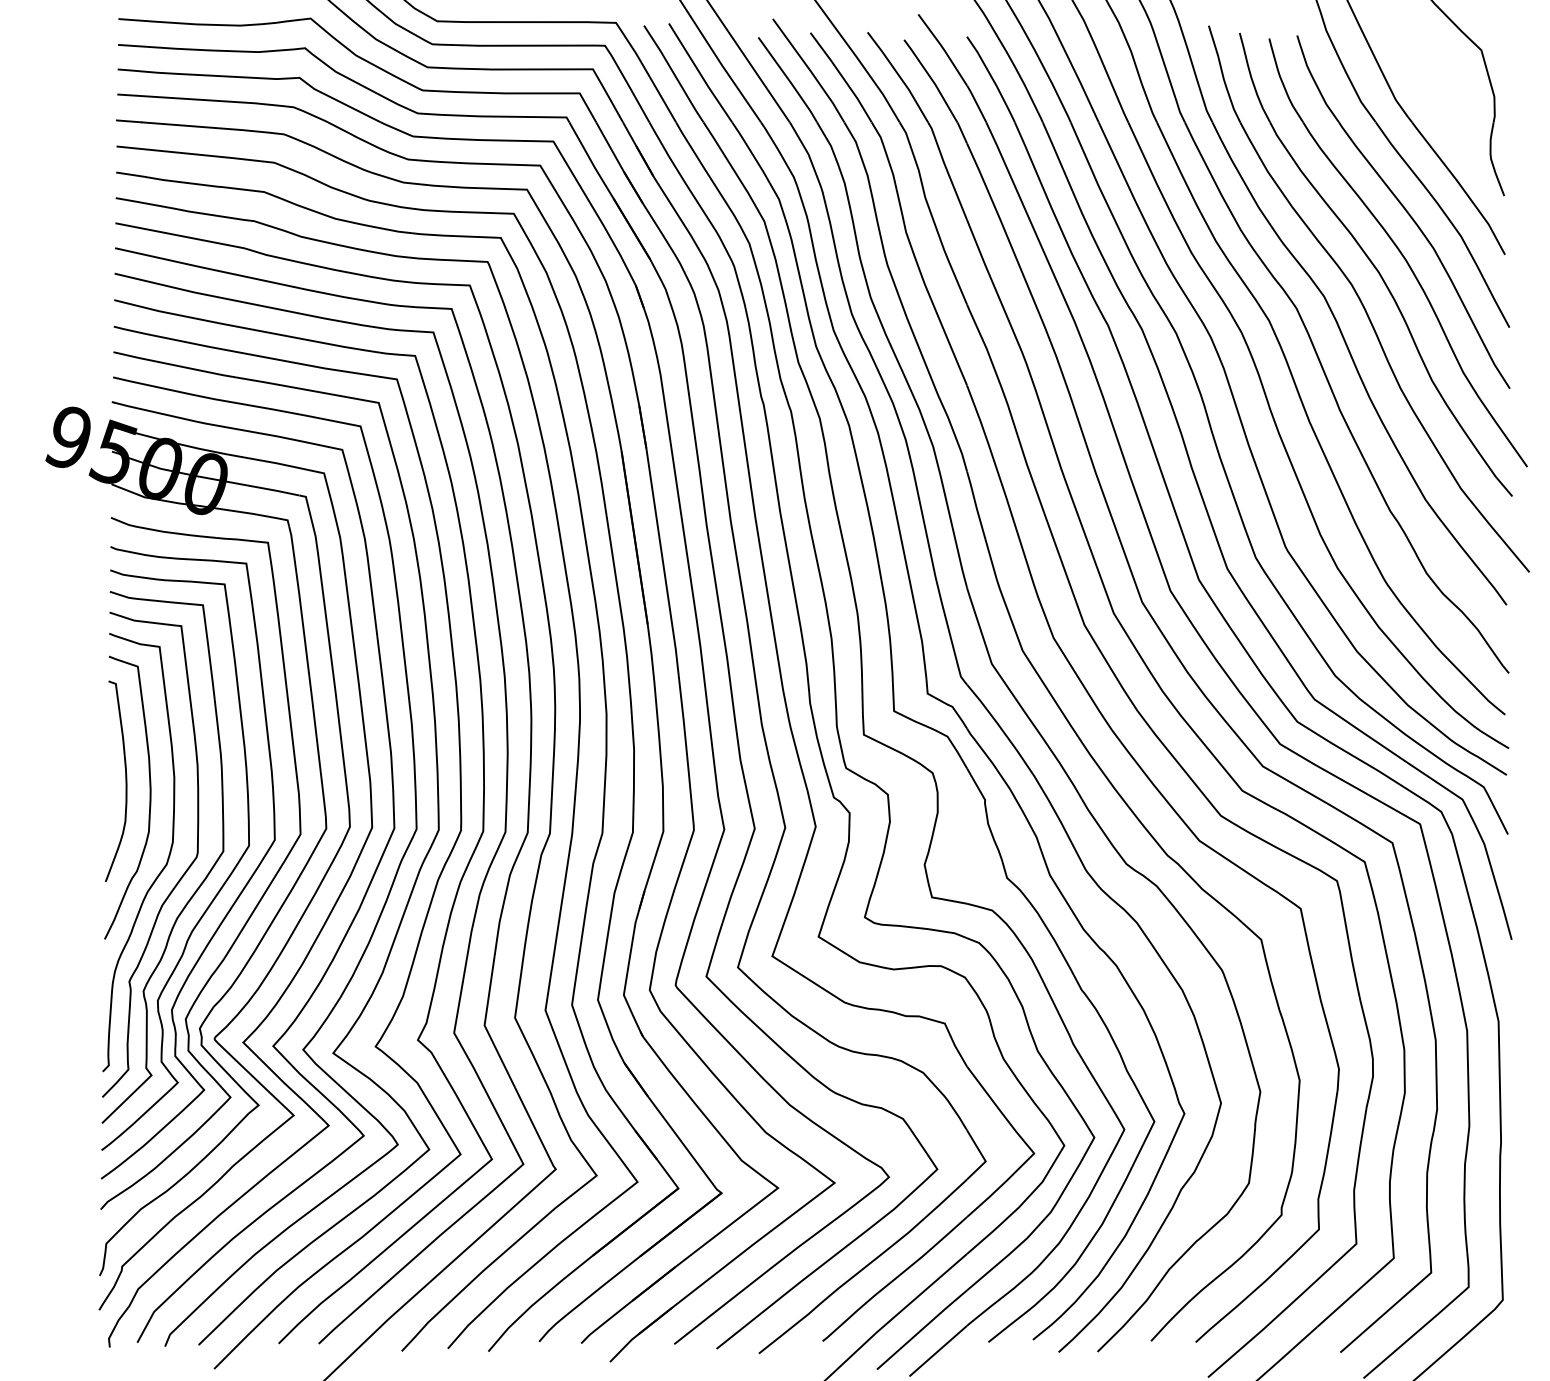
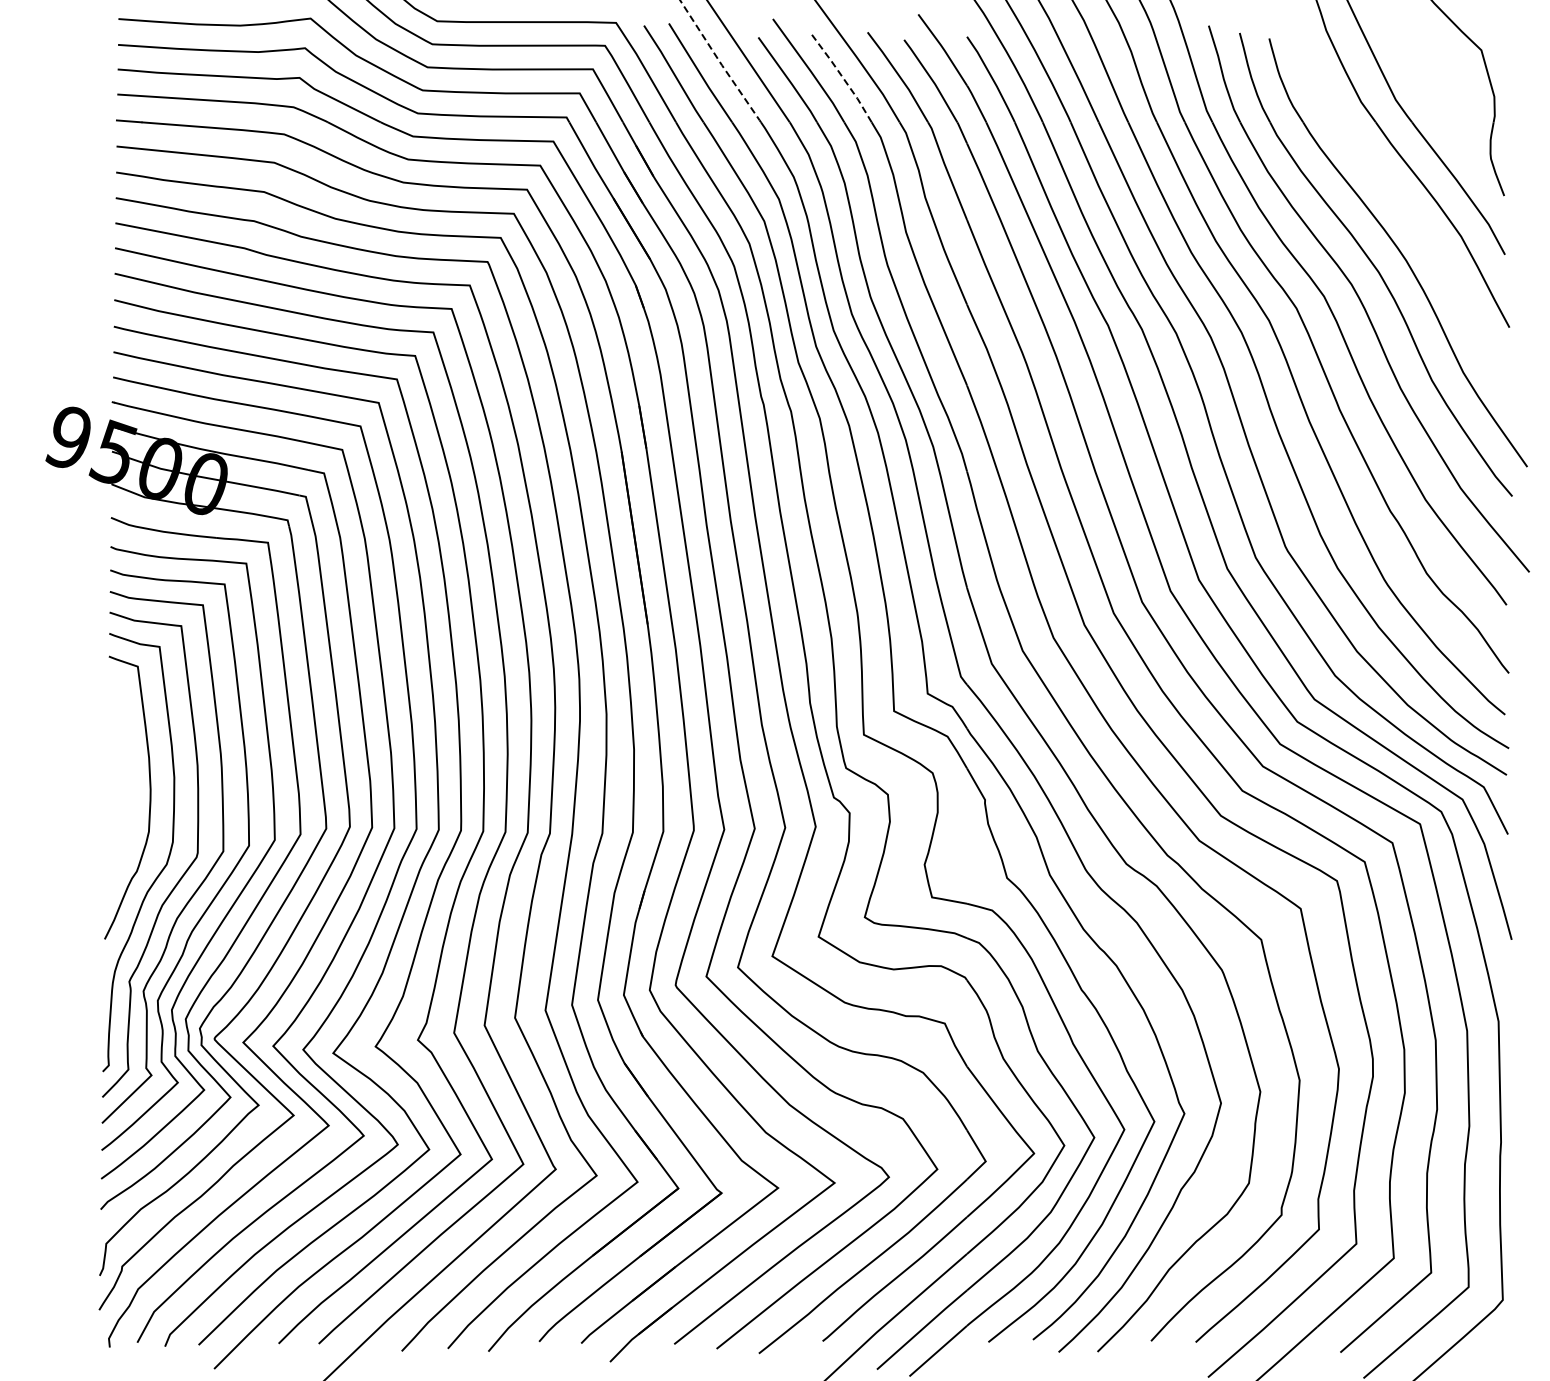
line: solid -> dashed (720, 62)
line: solid -> dashed (842, 76)
part: present -> none (1403, 211)
curve: present -> none (125, 780)
